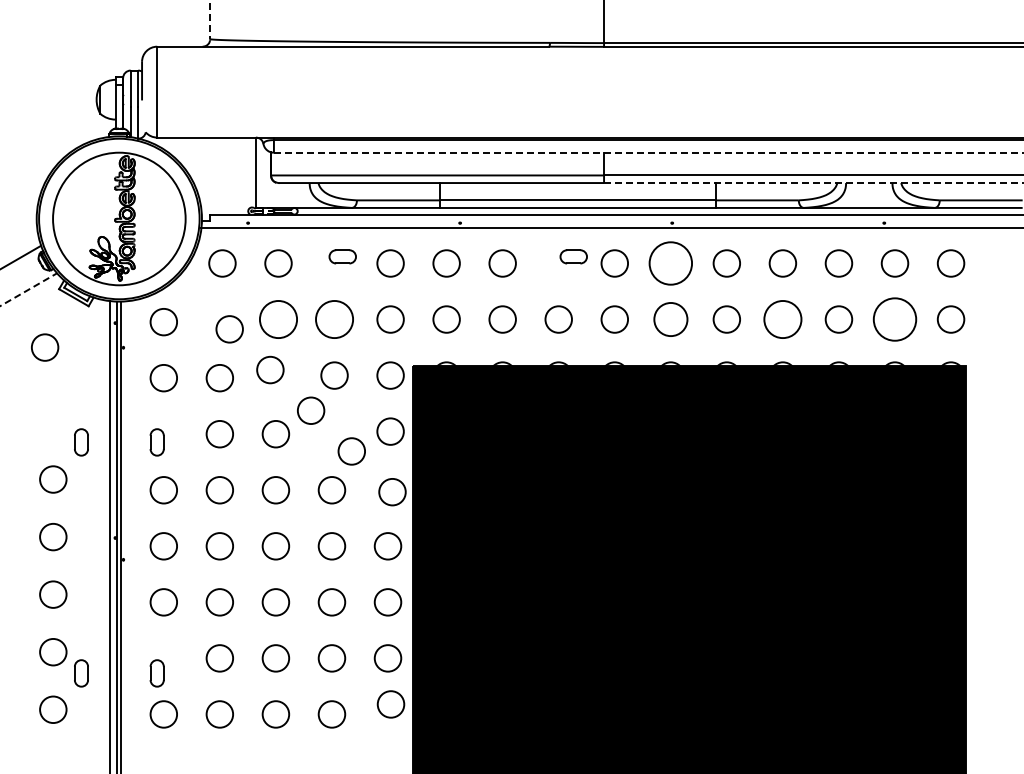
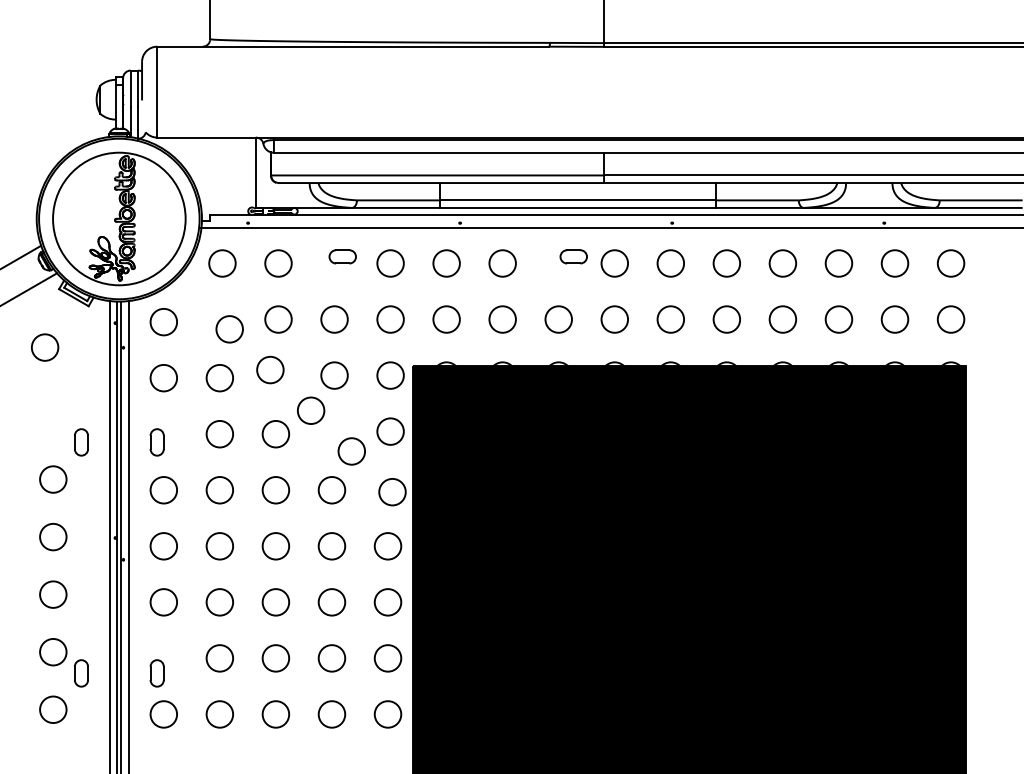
line: dashed -> solid (210, 20)
line: dashed -> solid (648, 152)
line: dashed -> solid (813, 183)
circle diameter: 42 px -> 27 px (670, 263)
line: dashed -> solid (29, 289)
circle diameter: 37 px -> 27 px (278, 319)
circle diameter: 37 px -> 27 px (334, 319)
circle size: 36x35 px -> 29x29 px (670, 319)
circle diameter: 37 px -> 27 px (782, 319)
circle diameter: 42 px -> 27 px (894, 319)
line: none -> present (128, 535)
circle position: (390, 704) -> (387, 714) (387, 714)
